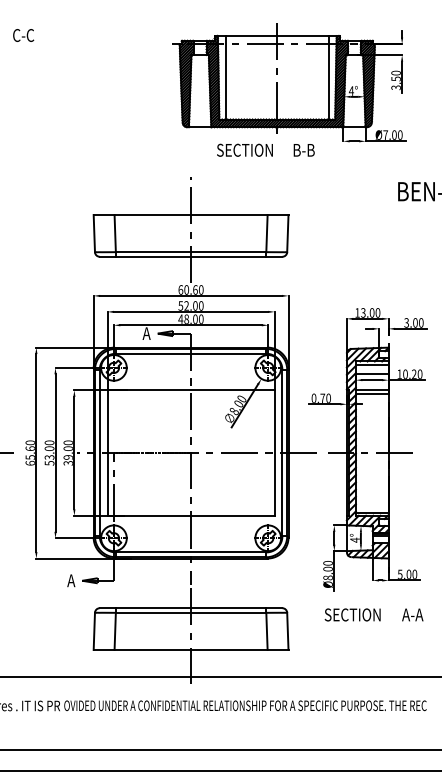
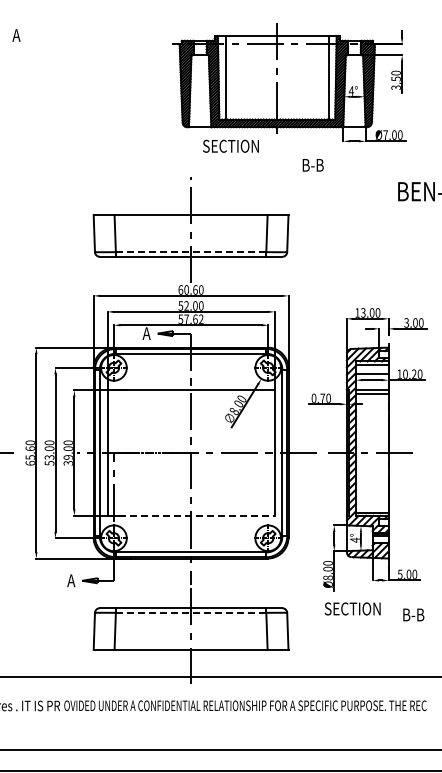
text: C-C -> A (23, 35)
text position: (244, 149) -> (230, 145) (230, 145)
text position: (303, 150) -> (312, 165) (312, 165)
line: solid -> dashed (191, 252)
text: 48.00 -> 57.62 (190, 318)
line: solid -> dashed (191, 515)
line: solid -> dashed (190, 612)
text position: (352, 614) -> (352, 608) (352, 608)
text: A-A -> B-B (413, 614)
